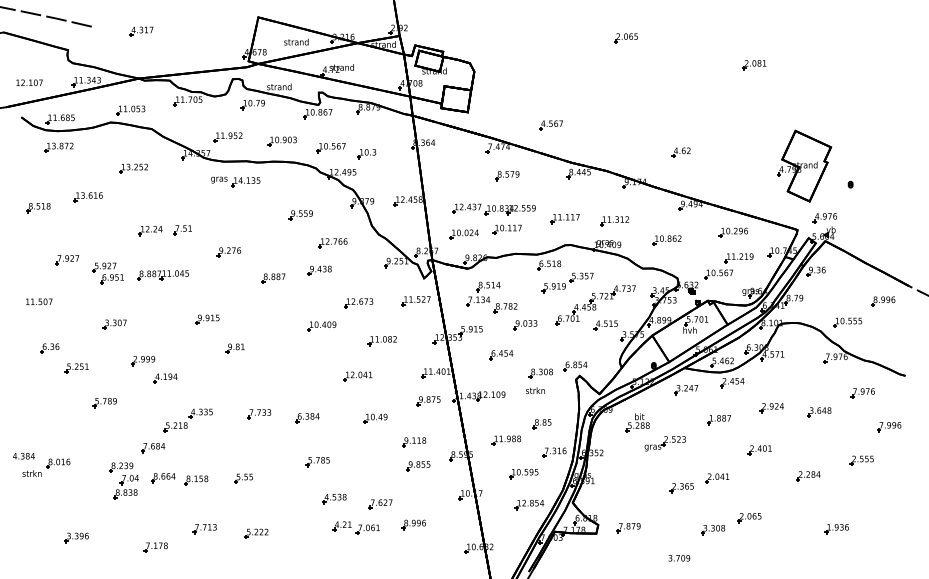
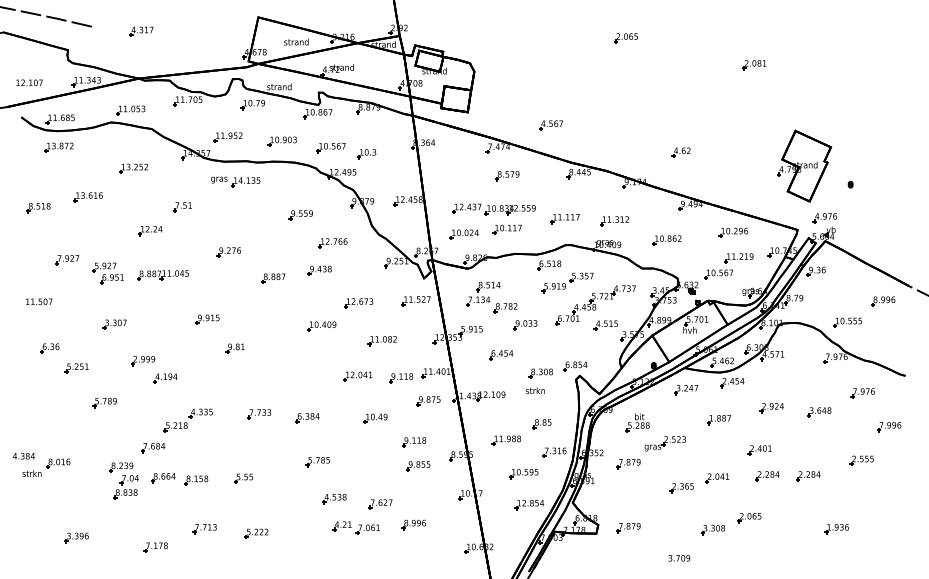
part position: (182, 230) -> (182, 207) (182, 207)
part: none -> present (401, 378)
part: none -> present (628, 464)
part: none -> present (767, 476)
